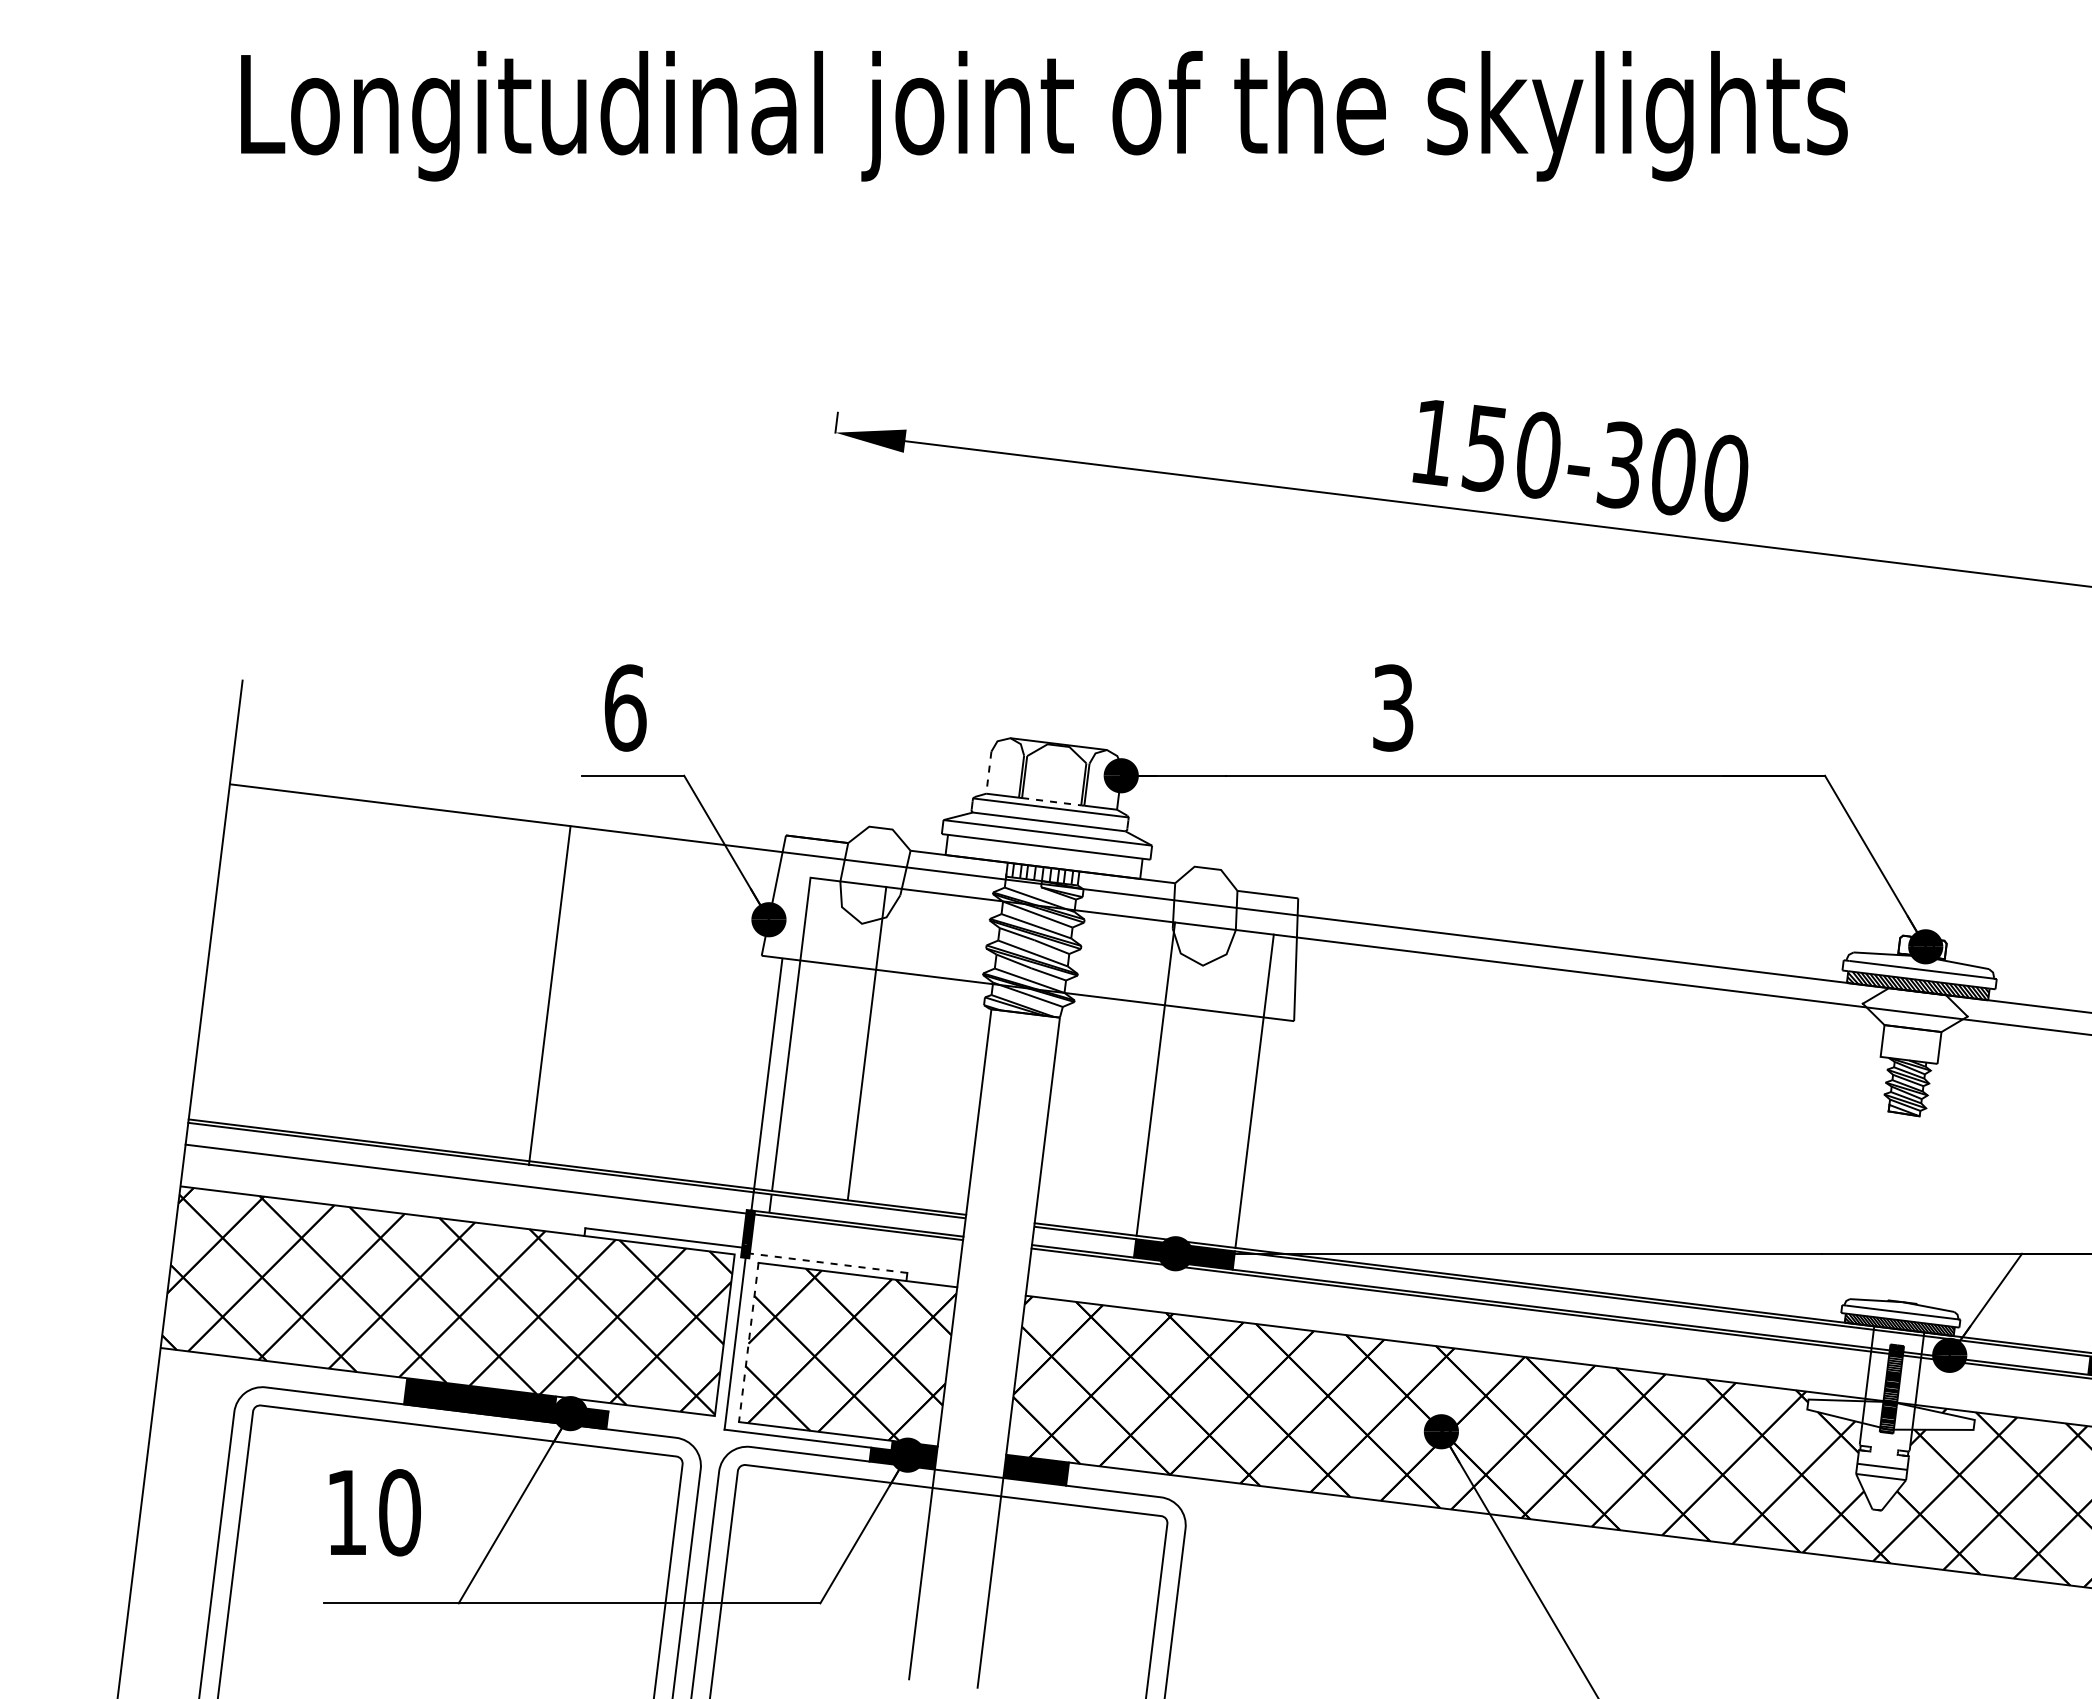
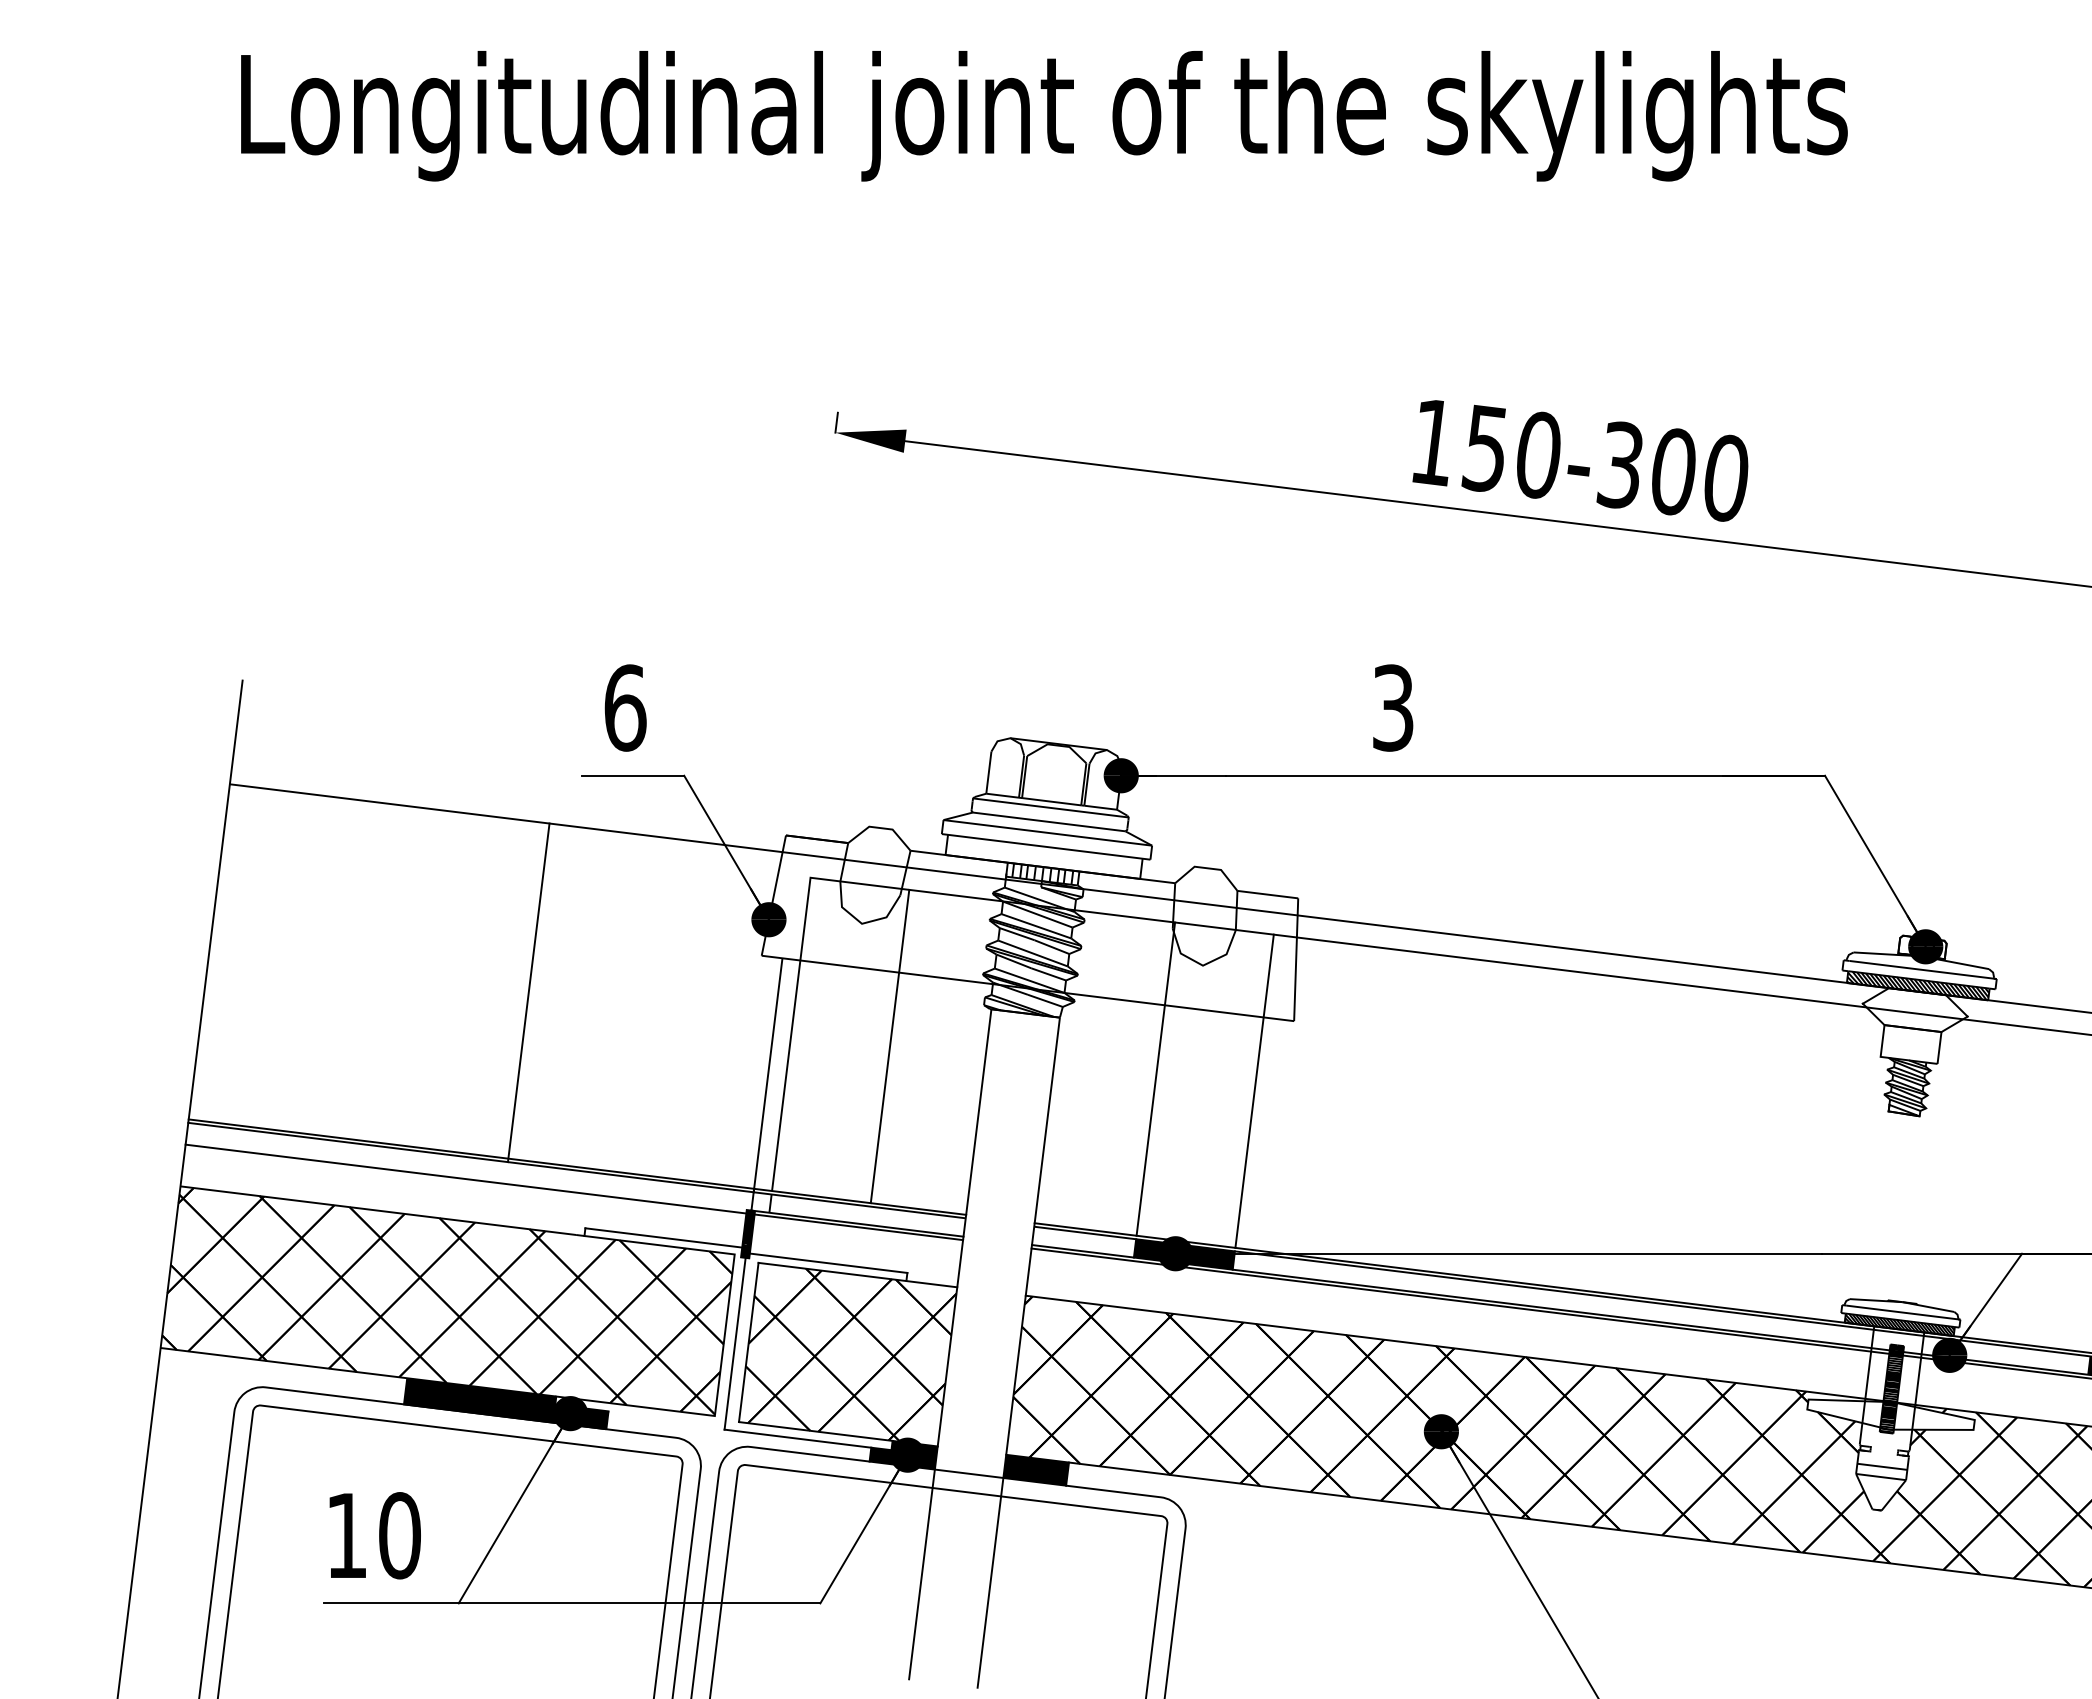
line: dashed -> solid (988, 773)
line: dashed -> solid (1051, 801)
line position: (549, 995) -> (528, 992) (528, 992)
line position: (866, 1043) -> (889, 1046) (889, 1046)
line: dashed -> solid (826, 1262)
line: dashed -> solid (748, 1342)
text position: (374, 1512) -> (374, 1535) (374, 1535)
